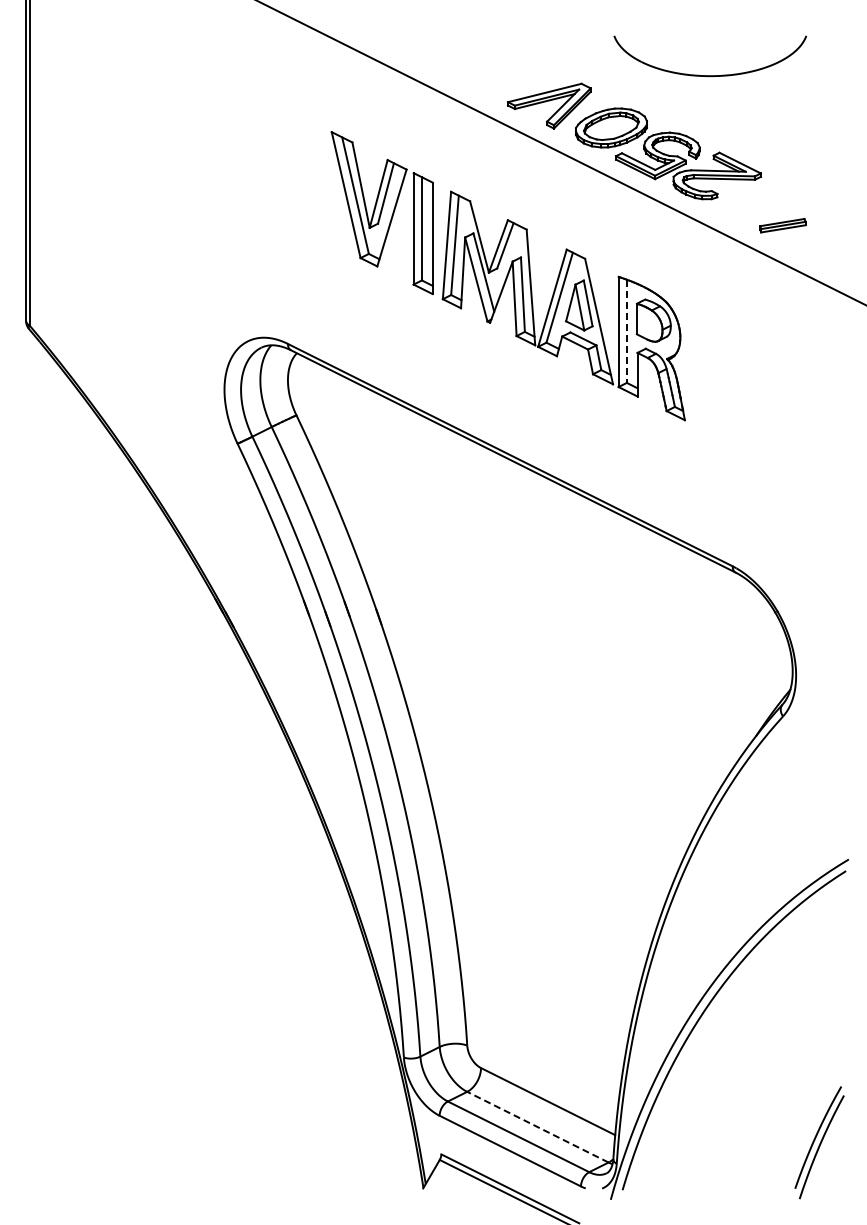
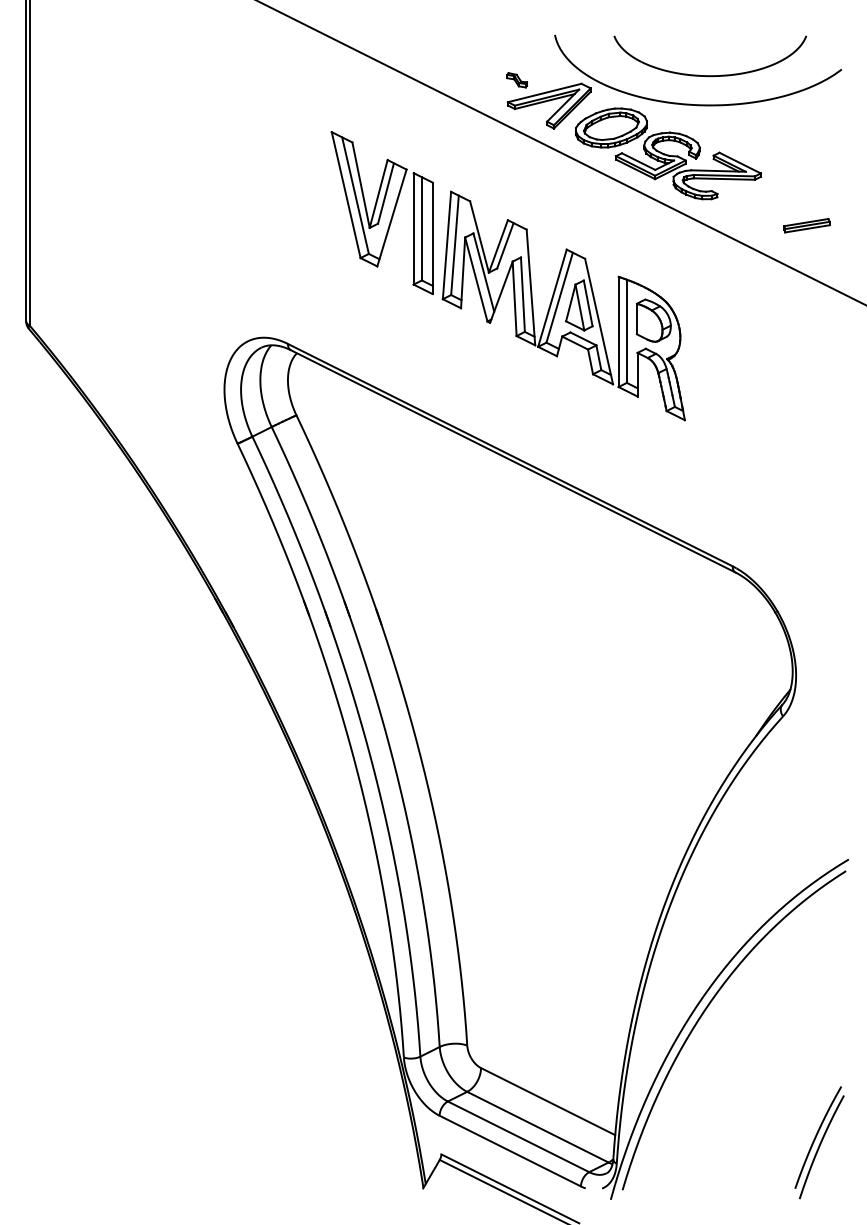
part: none -> present (517, 80)
part: none -> present (690, 103)
part position: (782, 225) -> (806, 225) (806, 225)
line: dashed -> solid (626, 331)
line: dashed -> solid (537, 1126)
